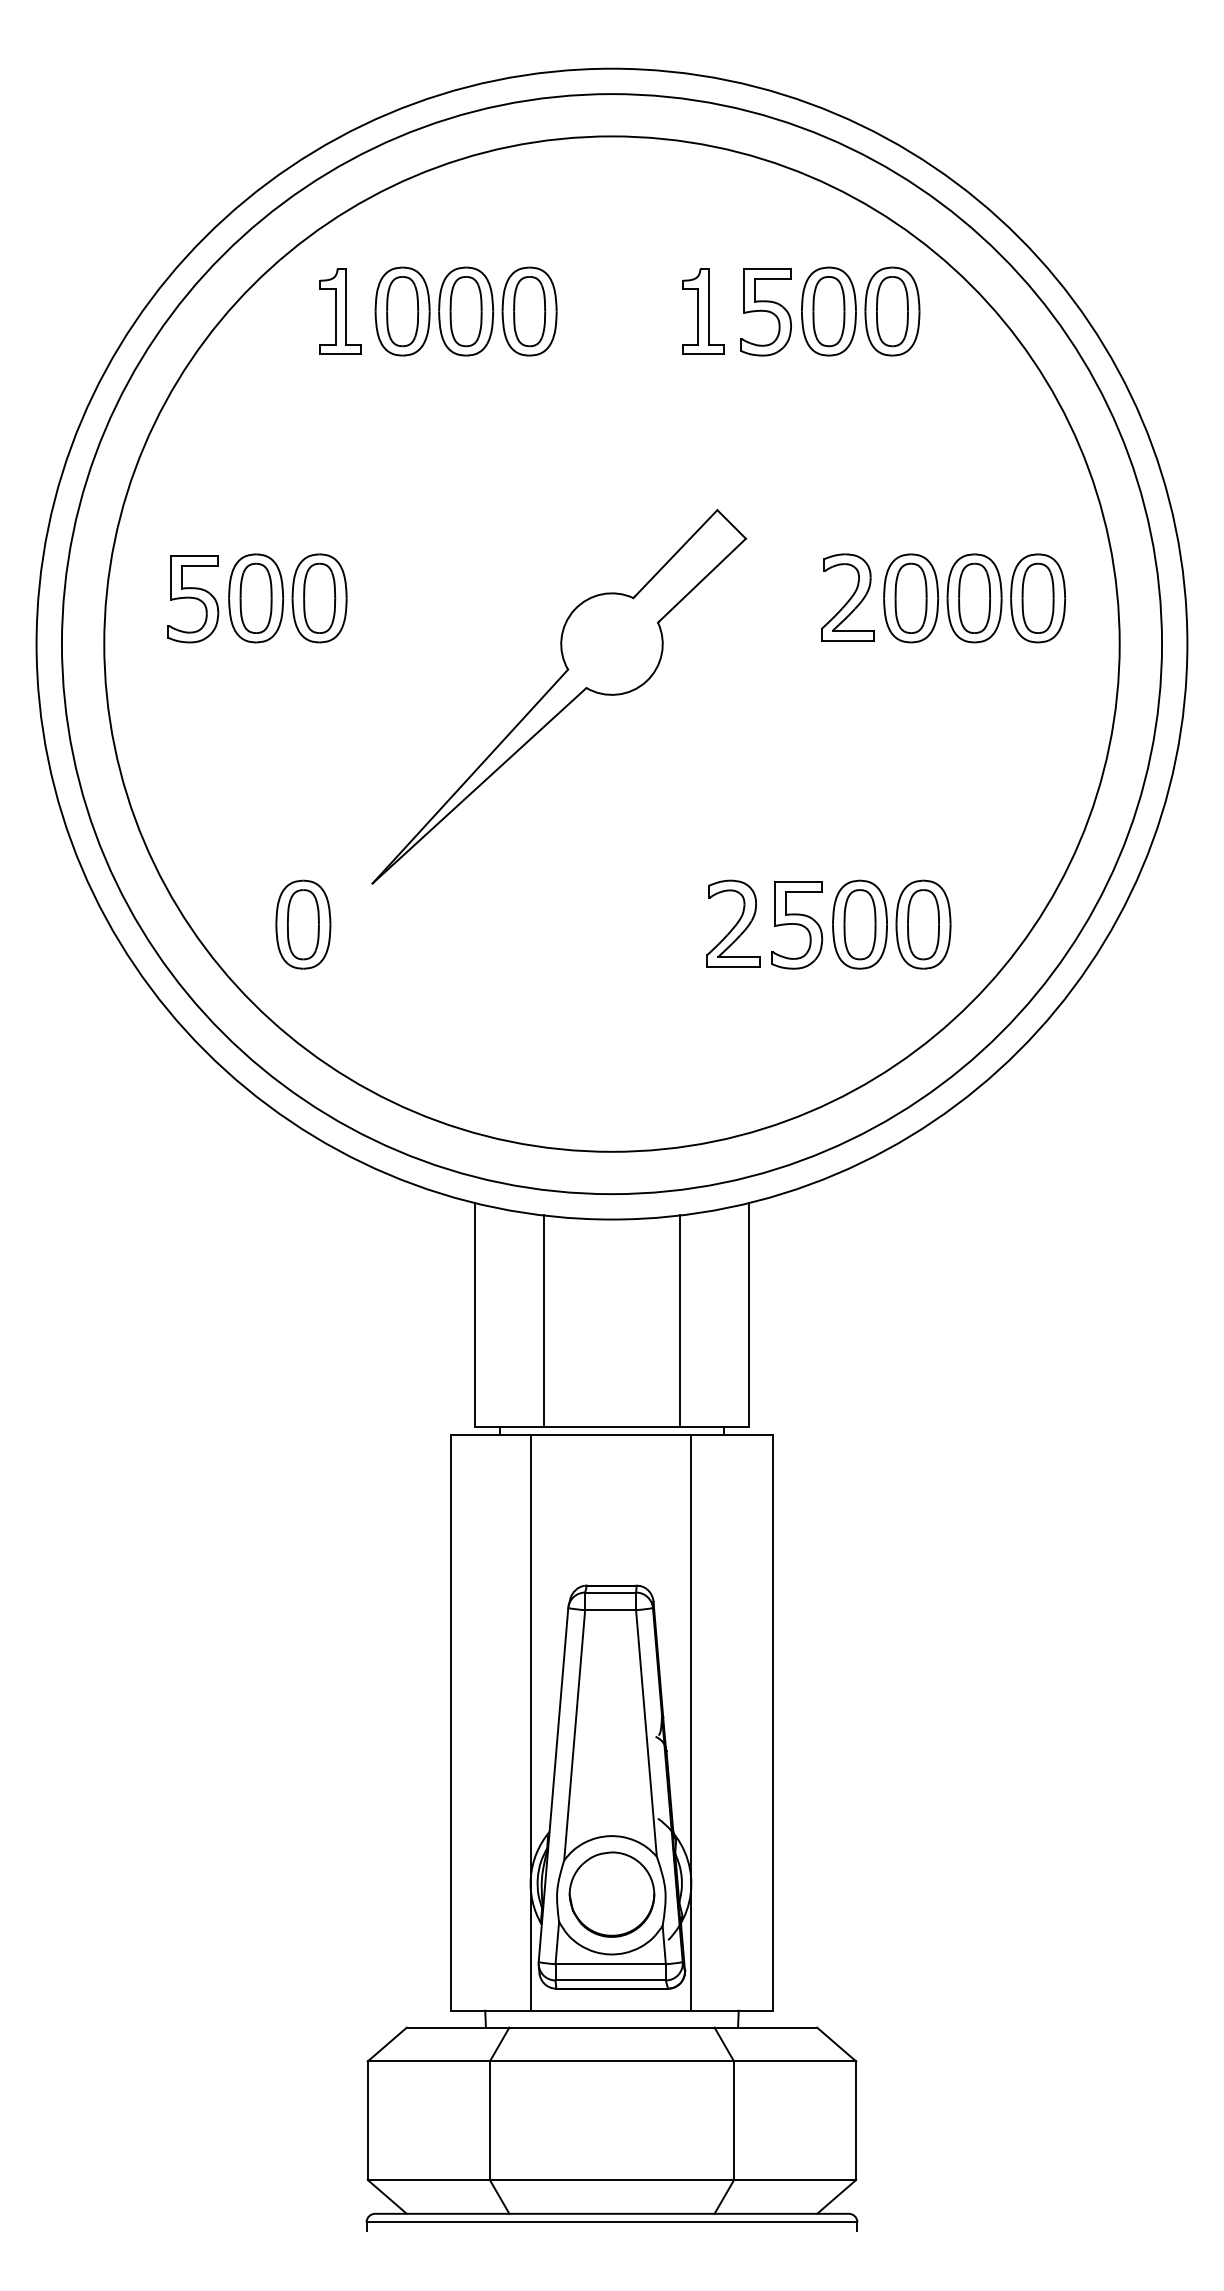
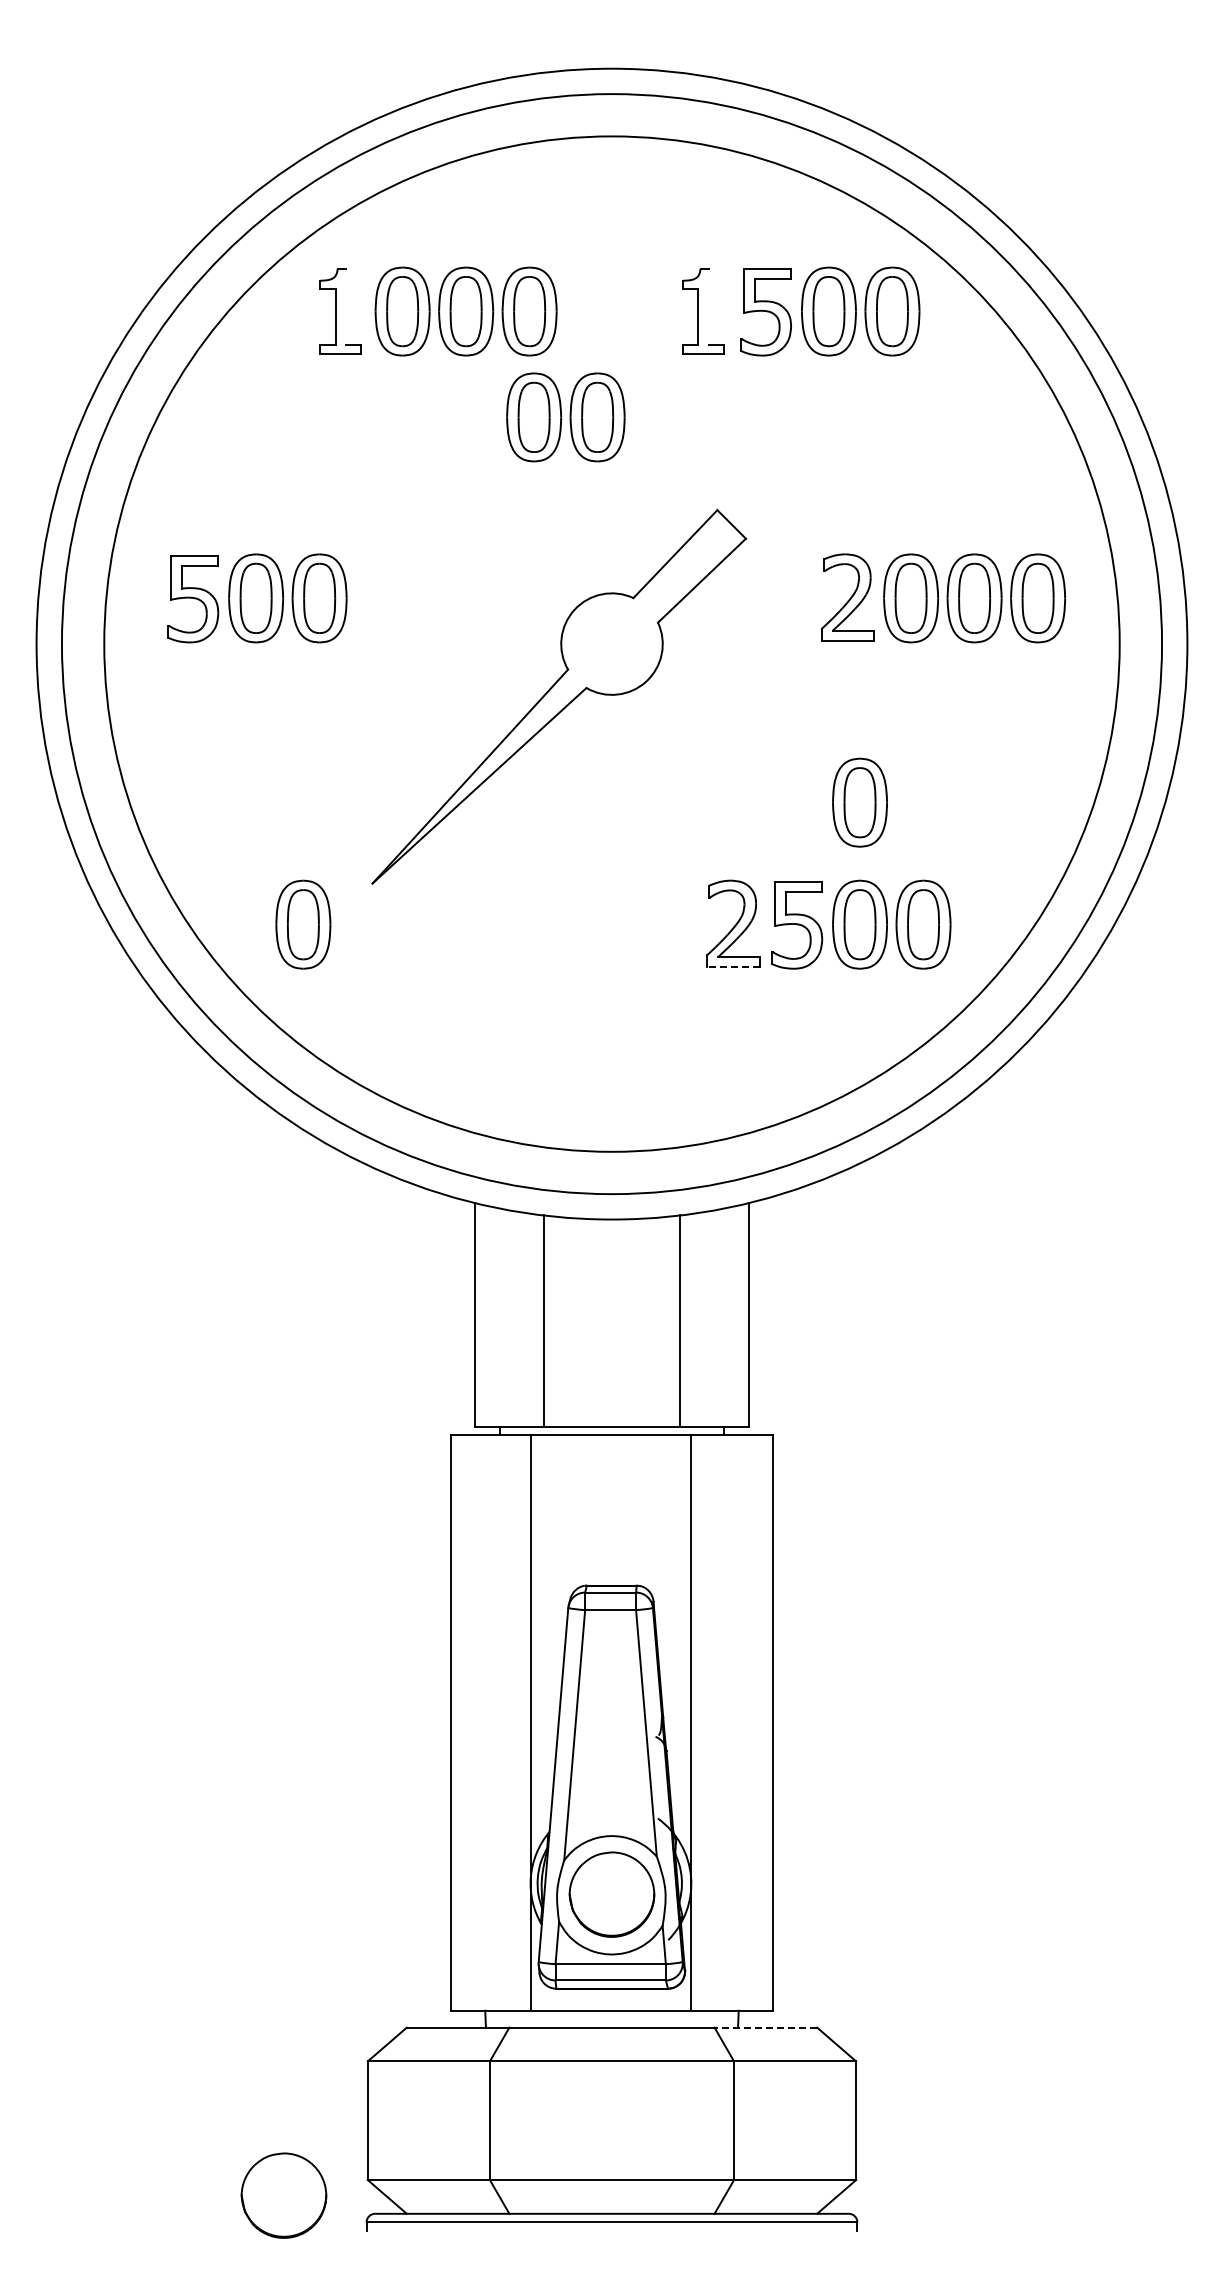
line: present -> none (346, 306)
line: present -> none (709, 306)
part: none -> present (565, 417)
part: none -> present (859, 802)
line: solid -> dashed (733, 967)
line: solid -> dashed (765, 2027)
part: none -> present (283, 2195)
